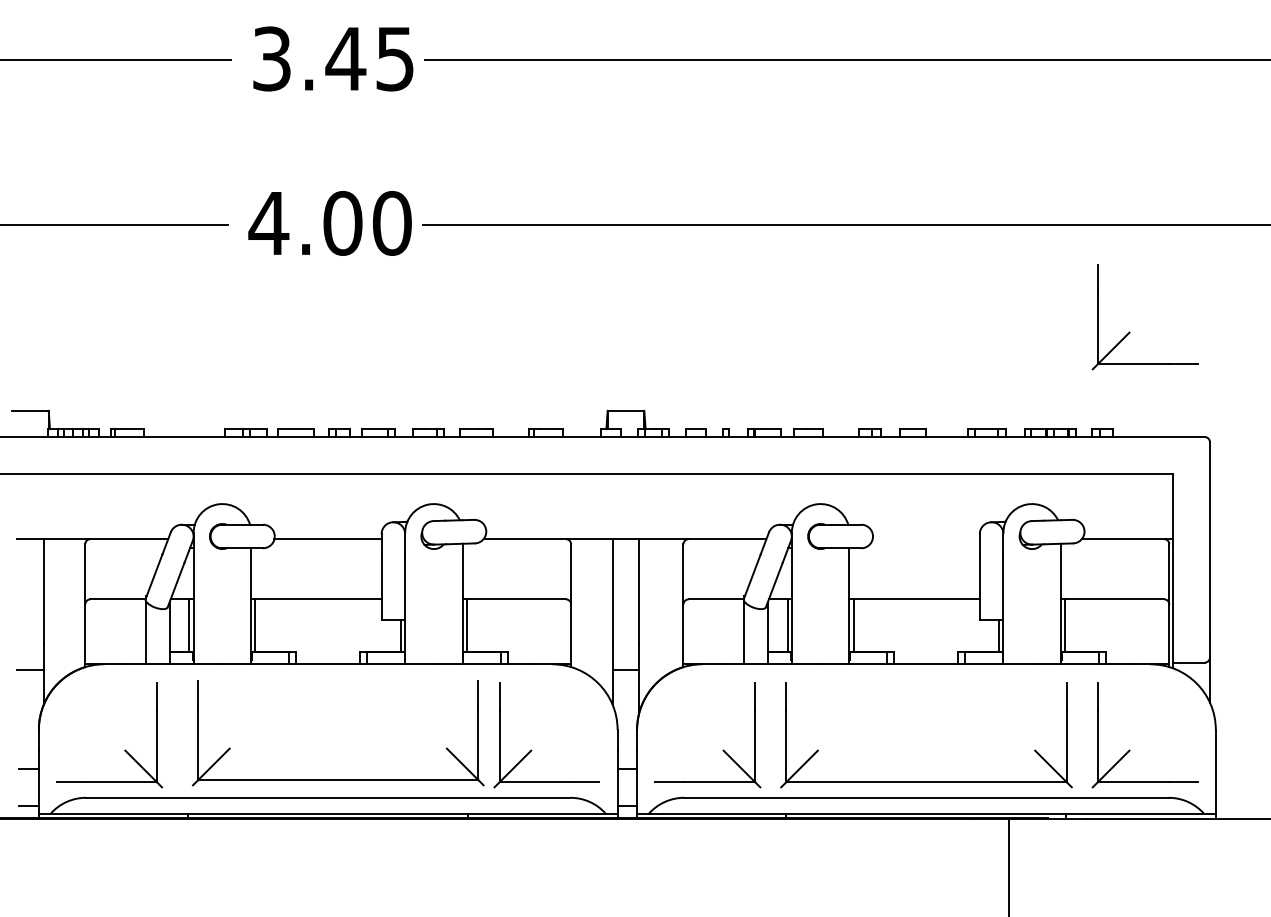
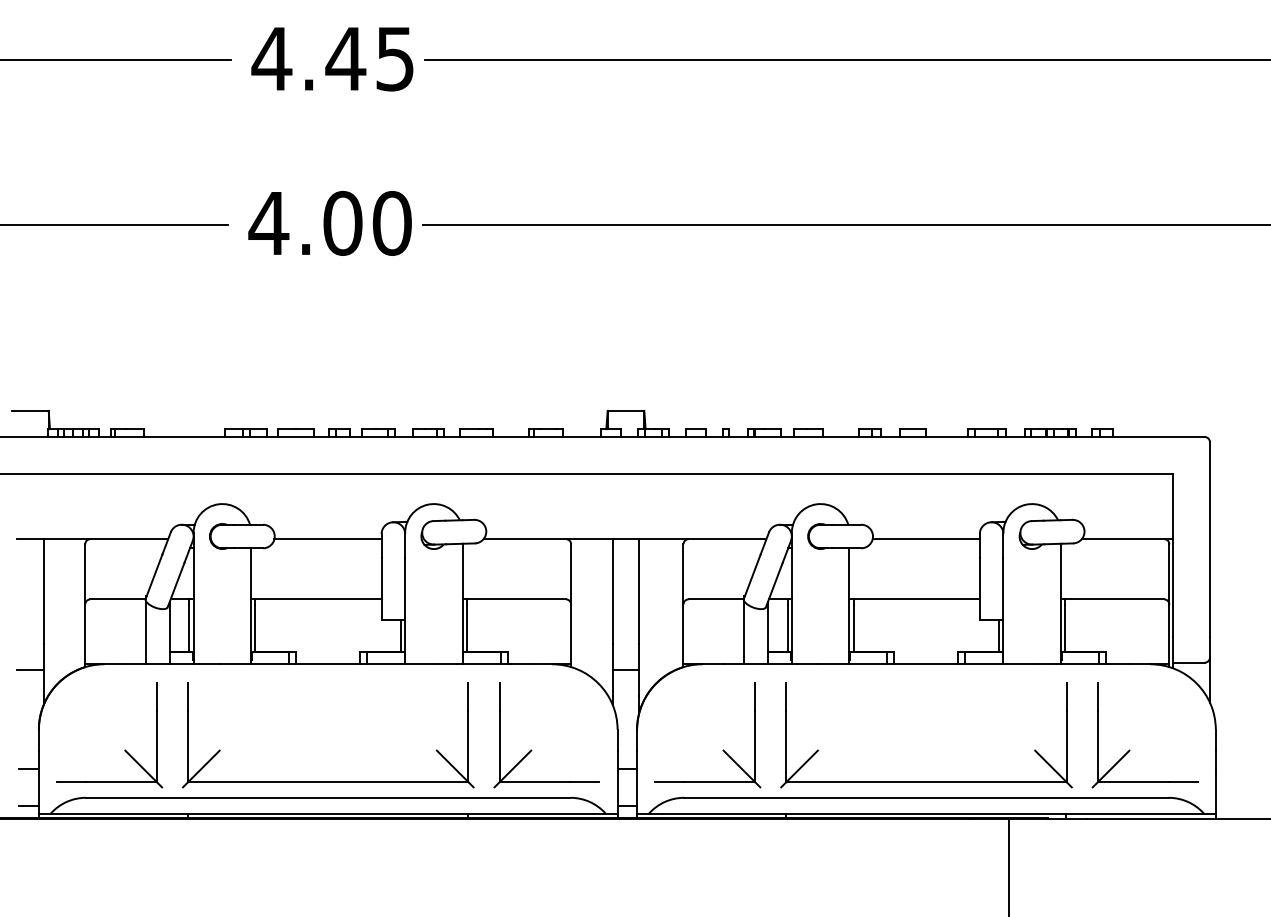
text: 3.45 -> 4.45 (271, 58)
part: present -> none (1129, 331)
line: none -> present (925, 539)
part position: (337, 779) -> (327, 781) (327, 781)
